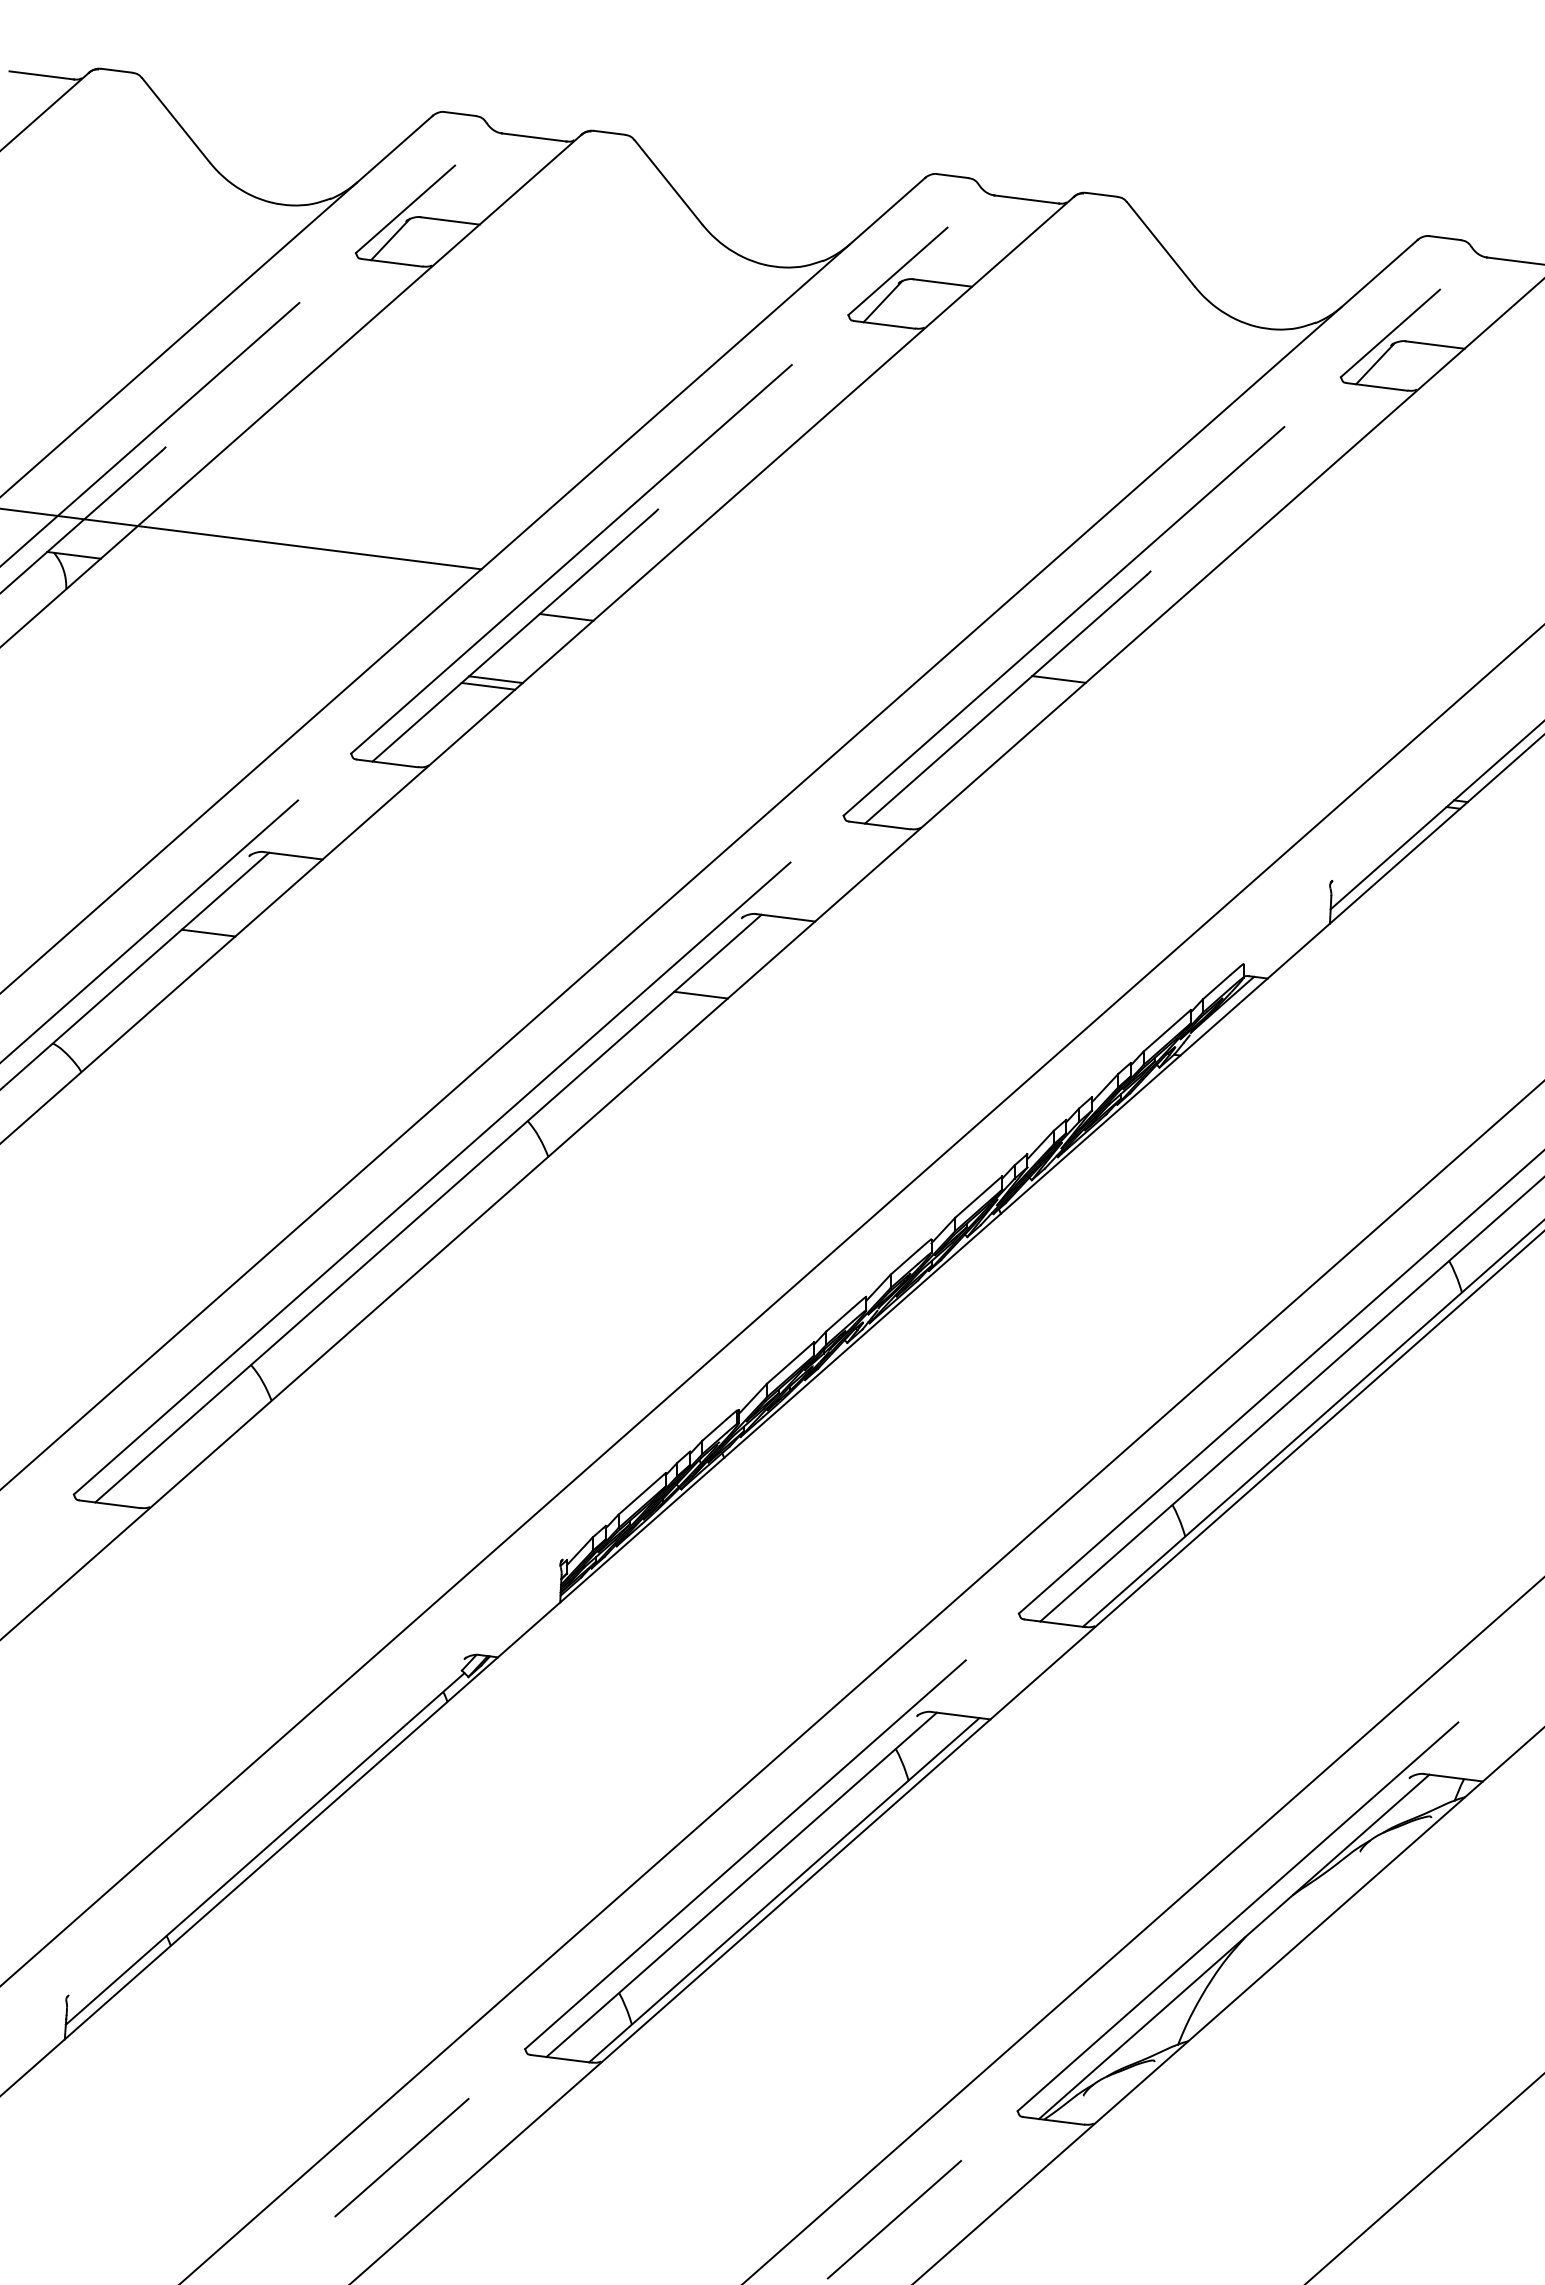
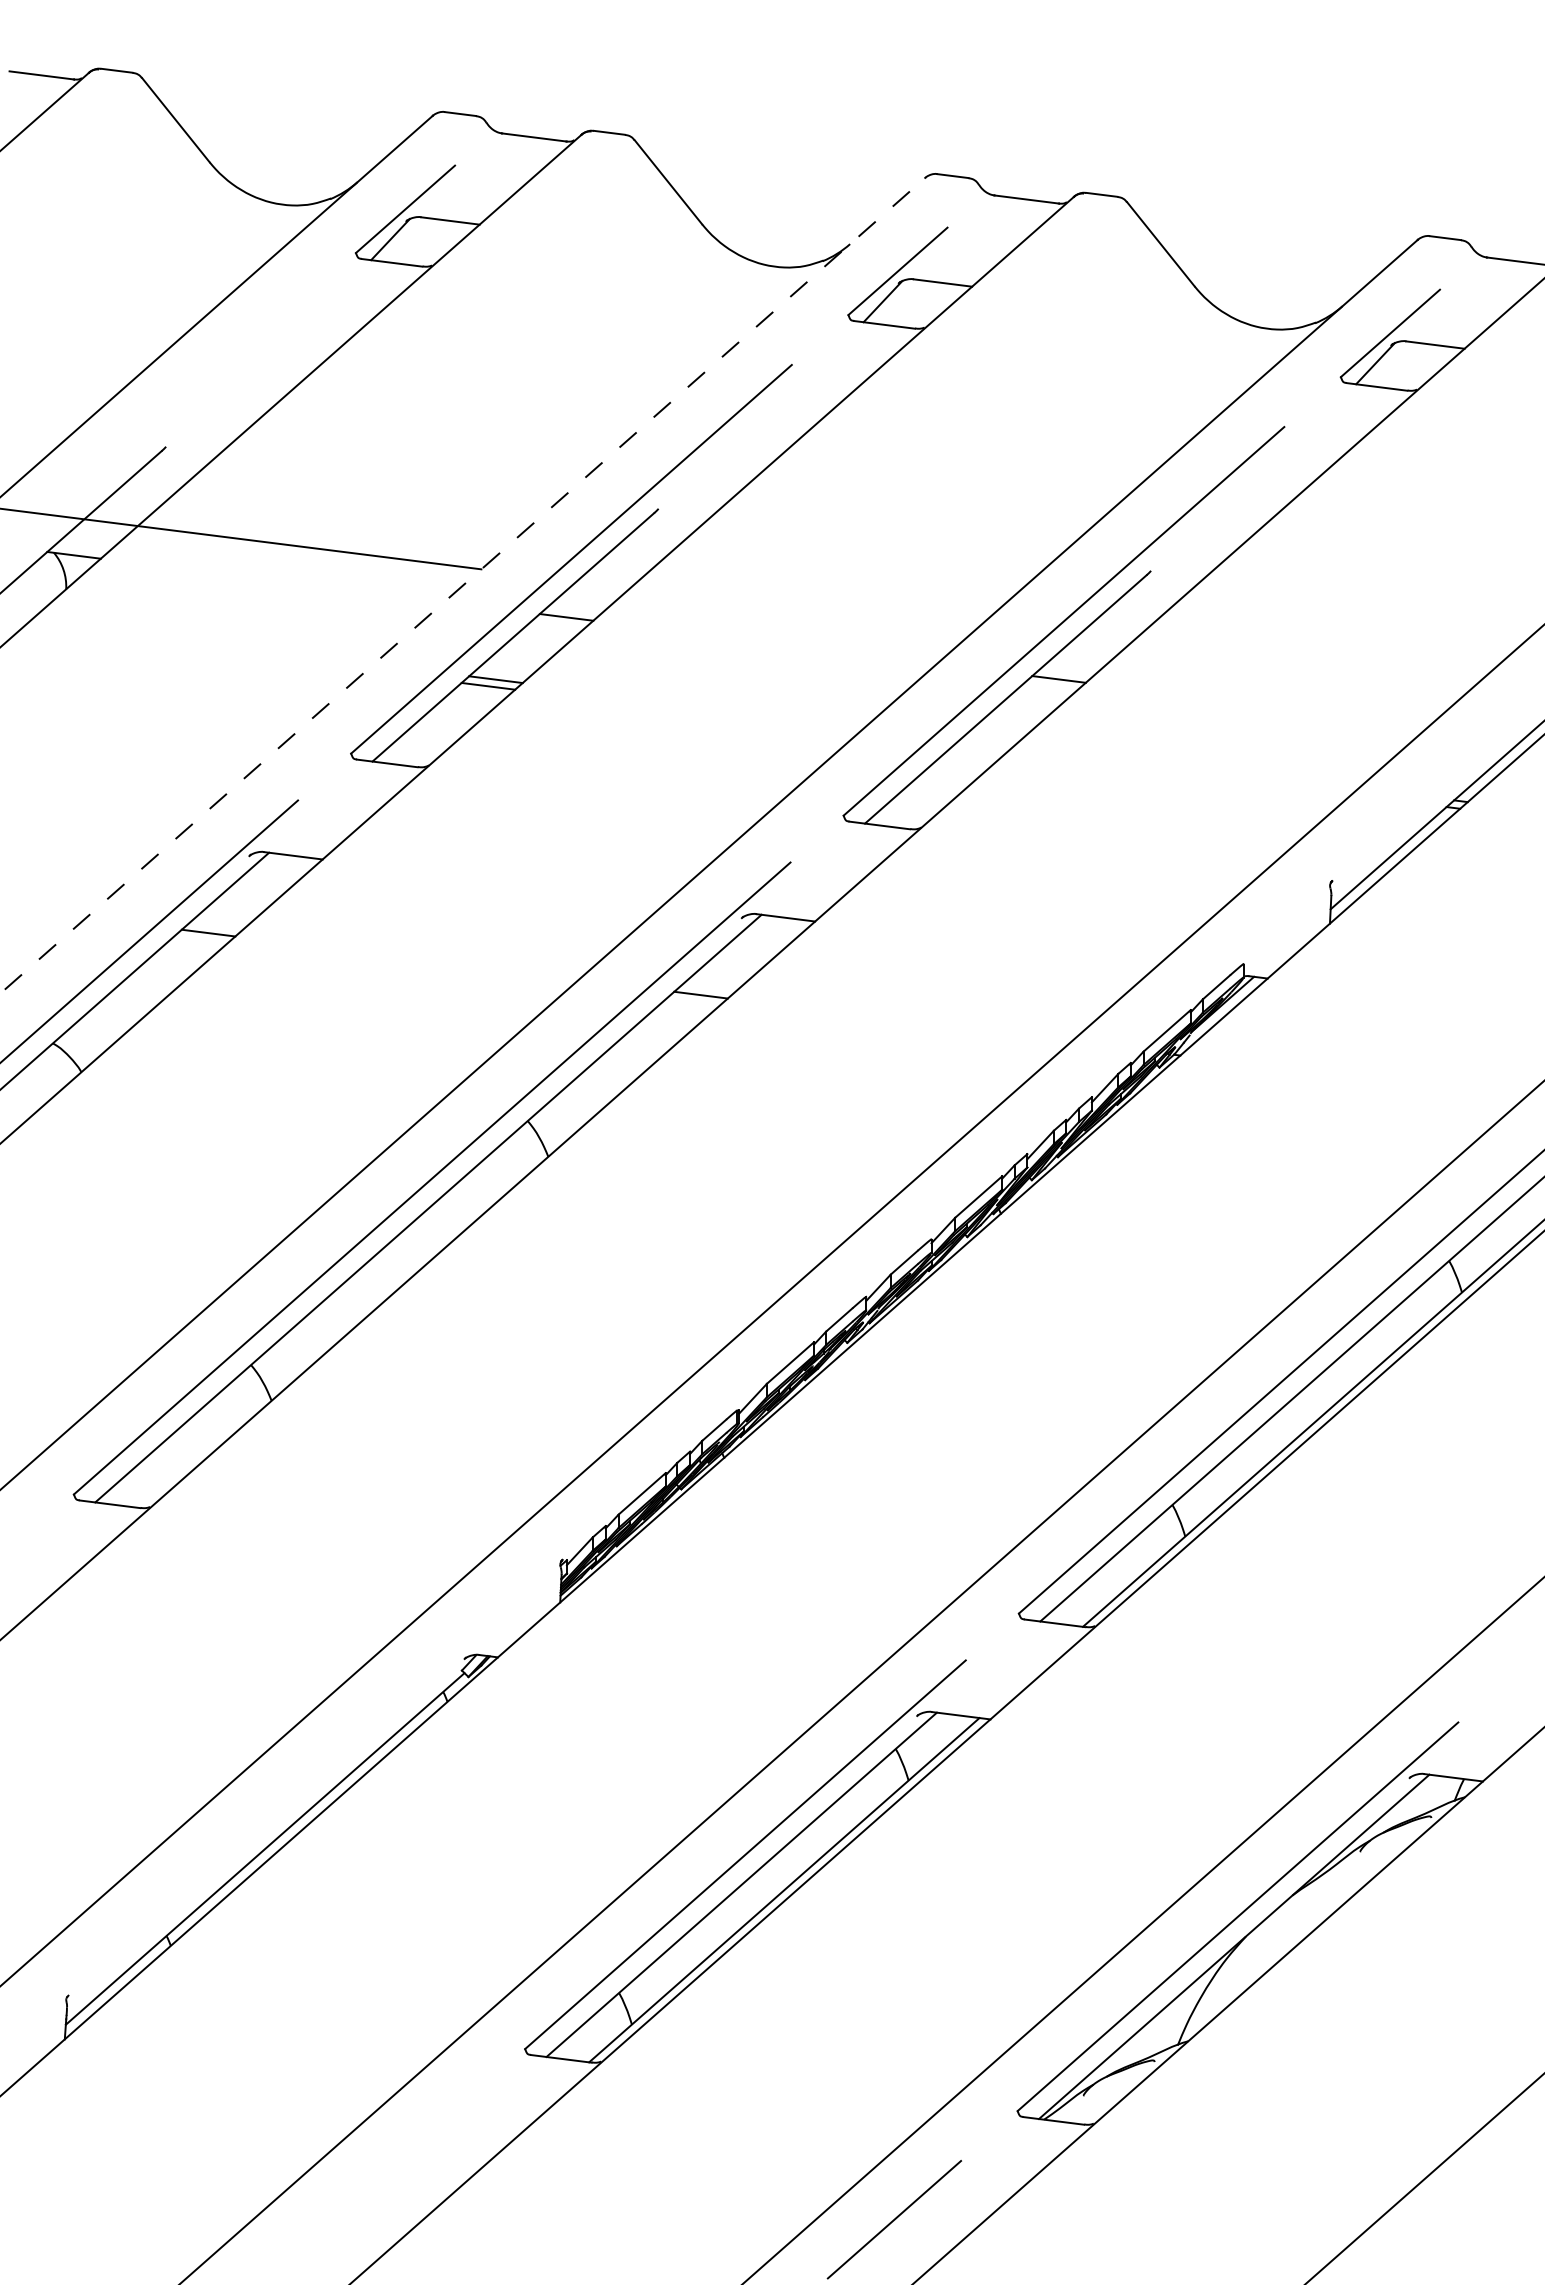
line: present -> none (150, 433)
line: solid -> dashed (463, 585)
line: present -> none (401, 2157)
